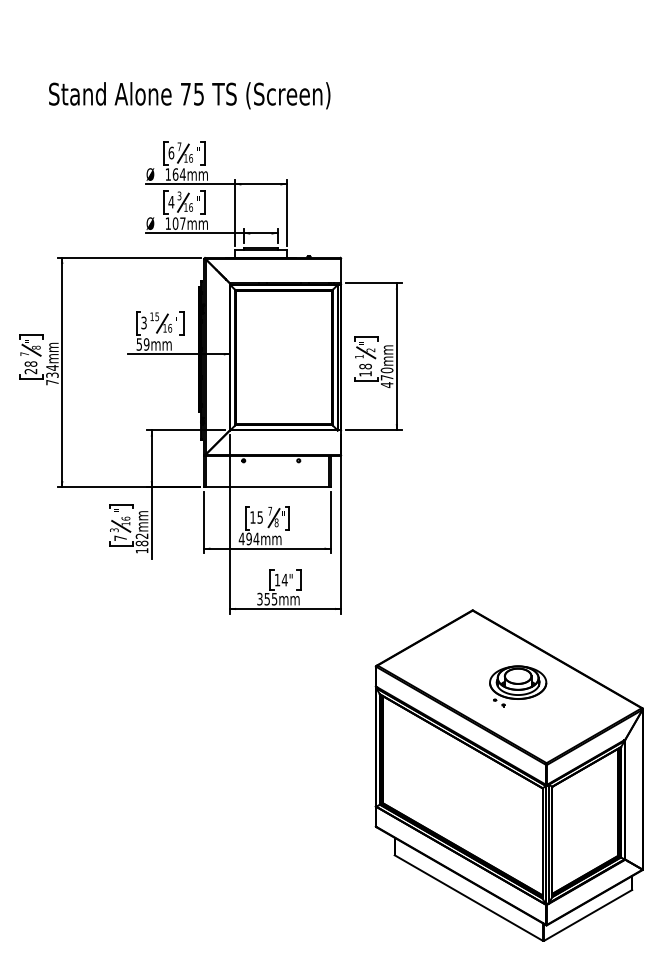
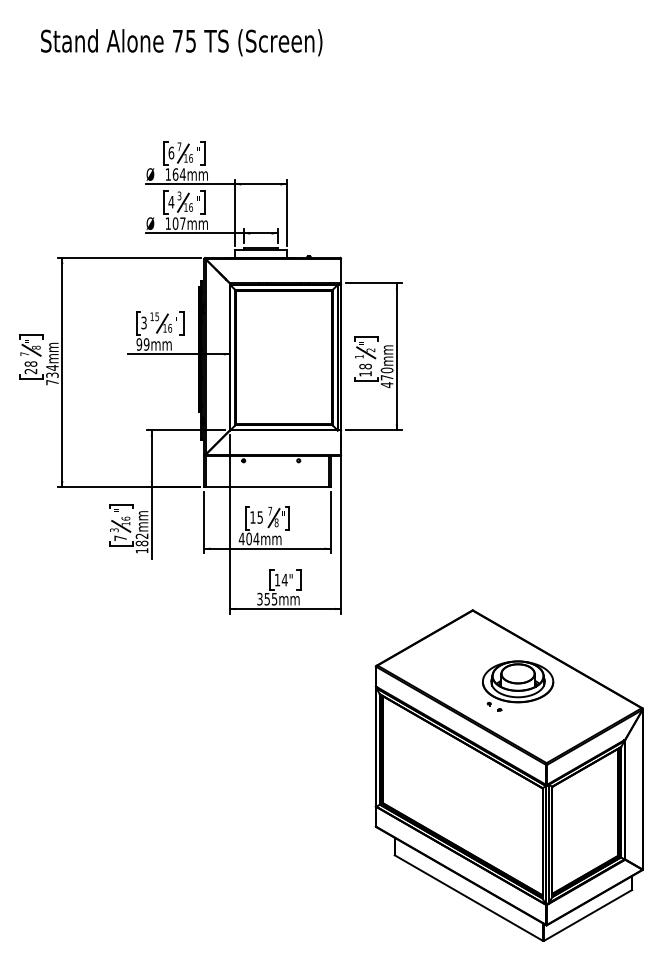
text position: (189, 95) -> (181, 42) (181, 42)
text: 59mm -> 99mm (139, 344)
text: 494mm -> 404mm (248, 539)
part size: 59x43 px -> 73x52 px (518, 685)
